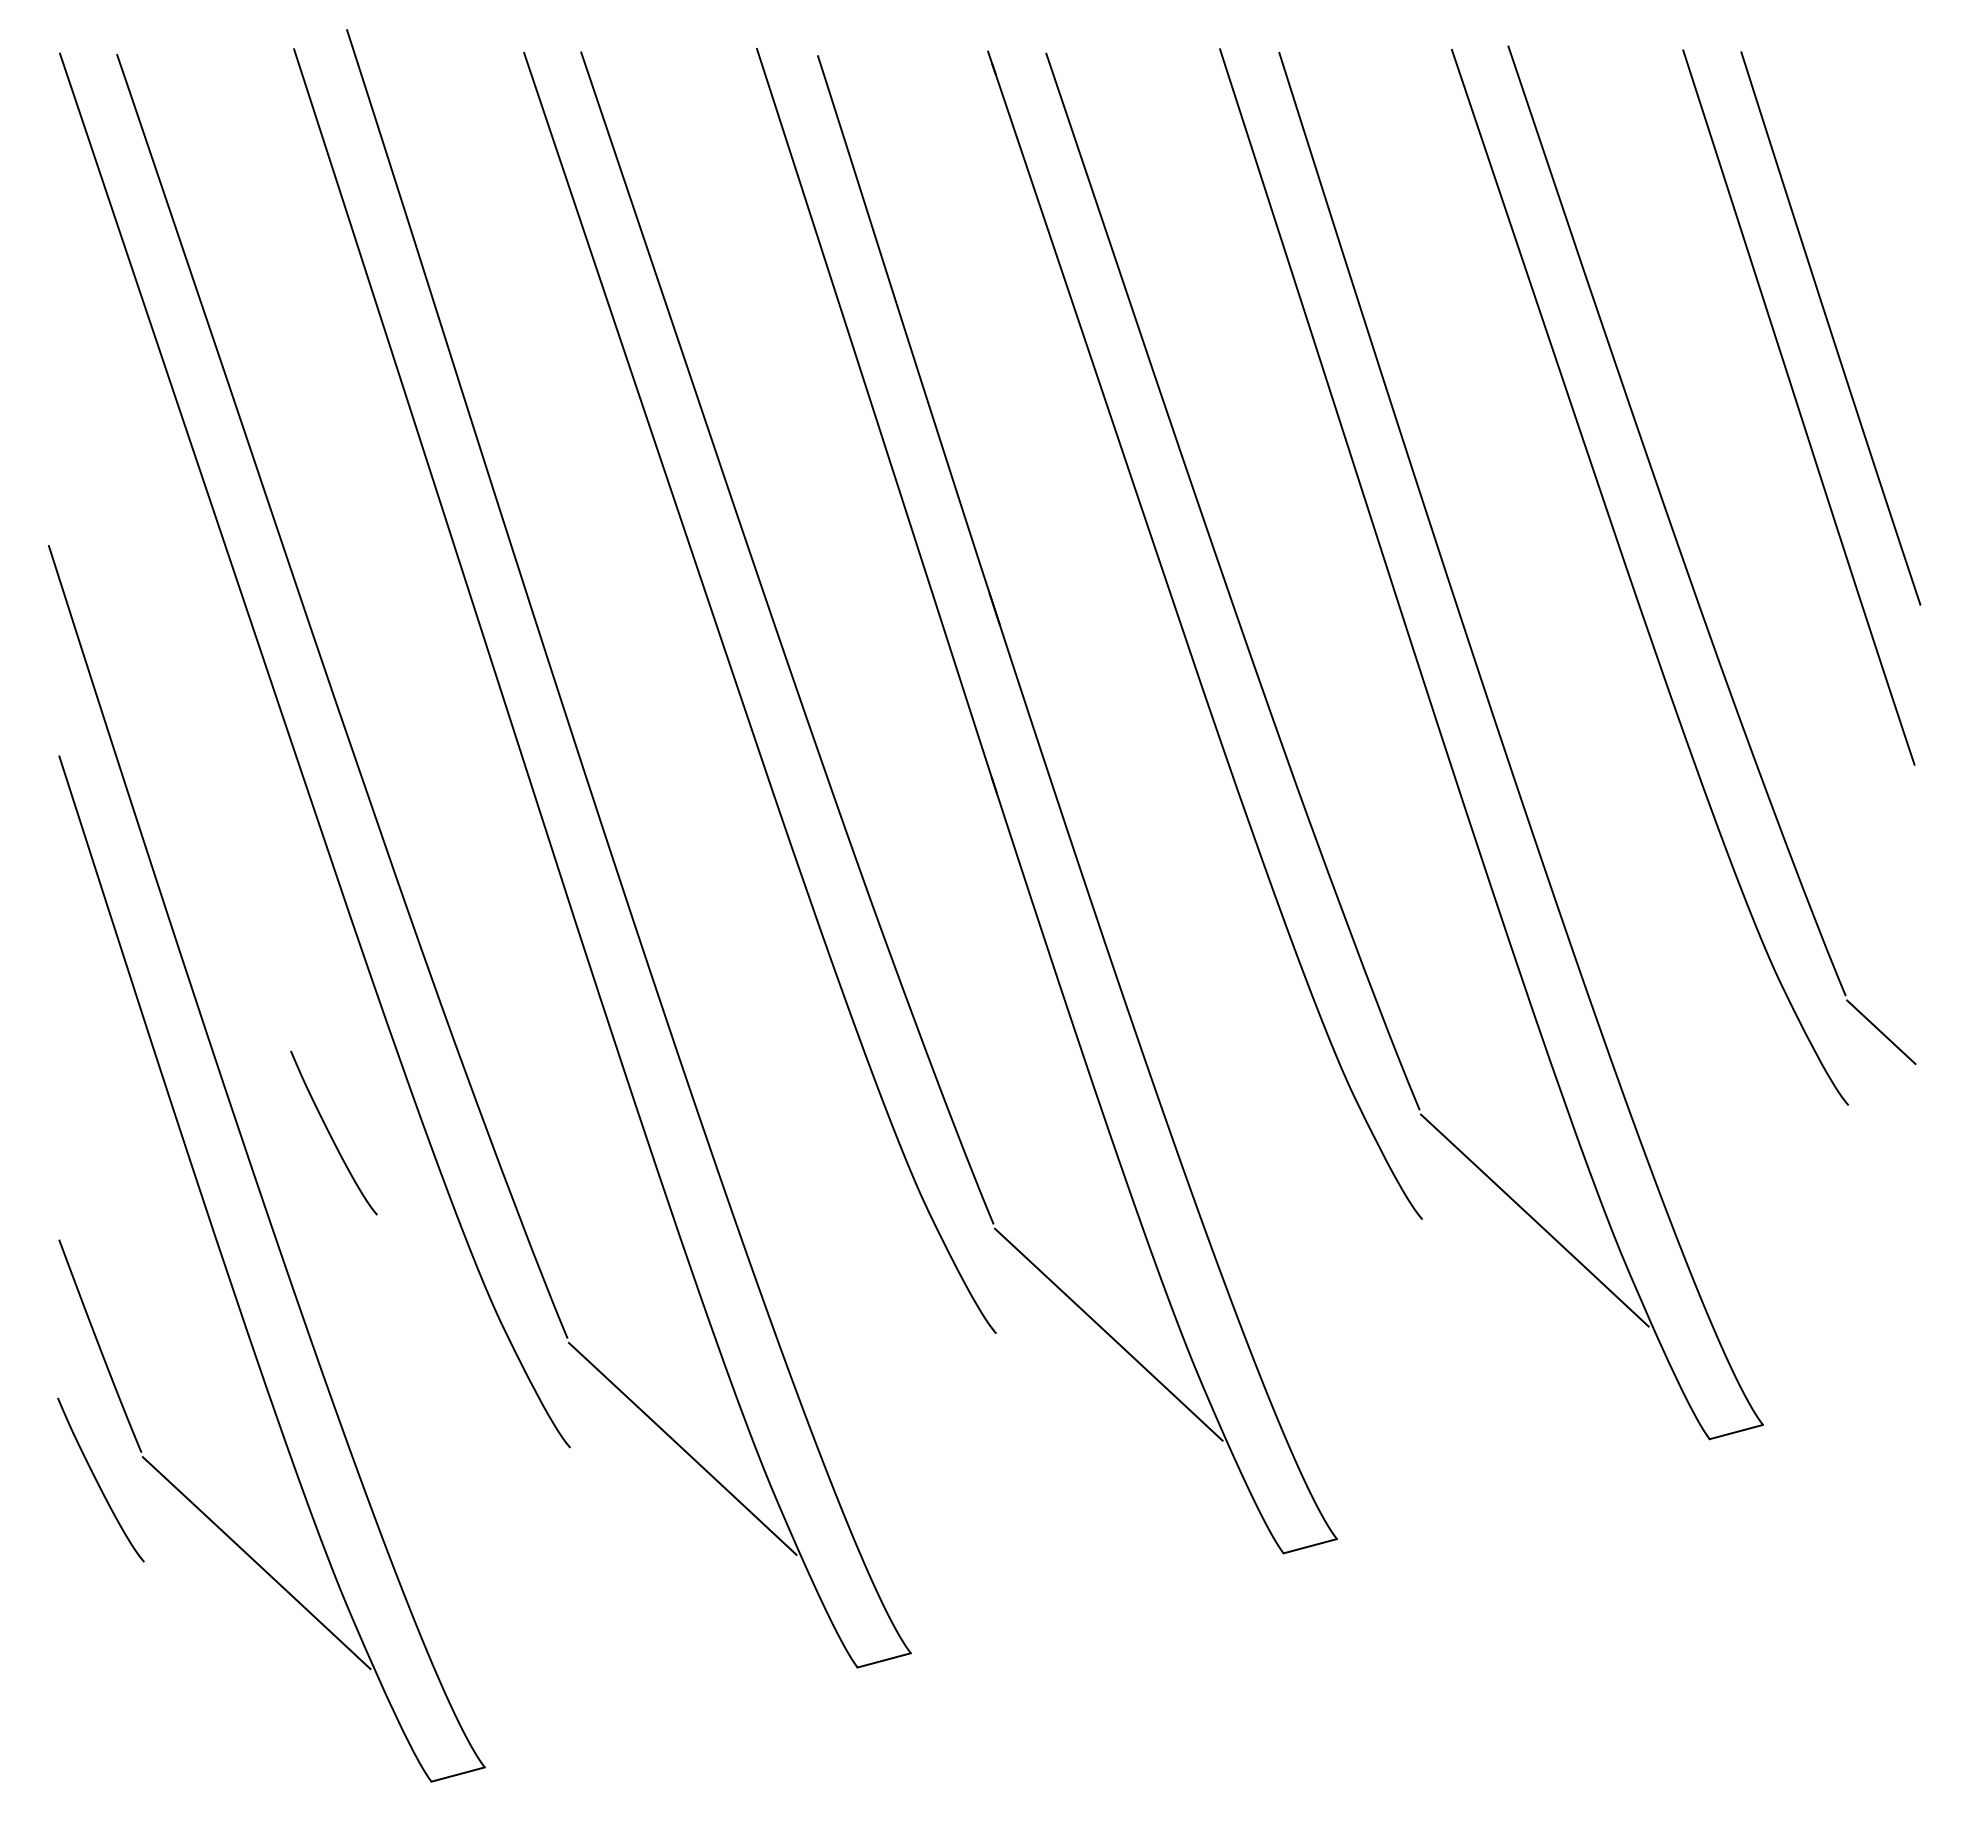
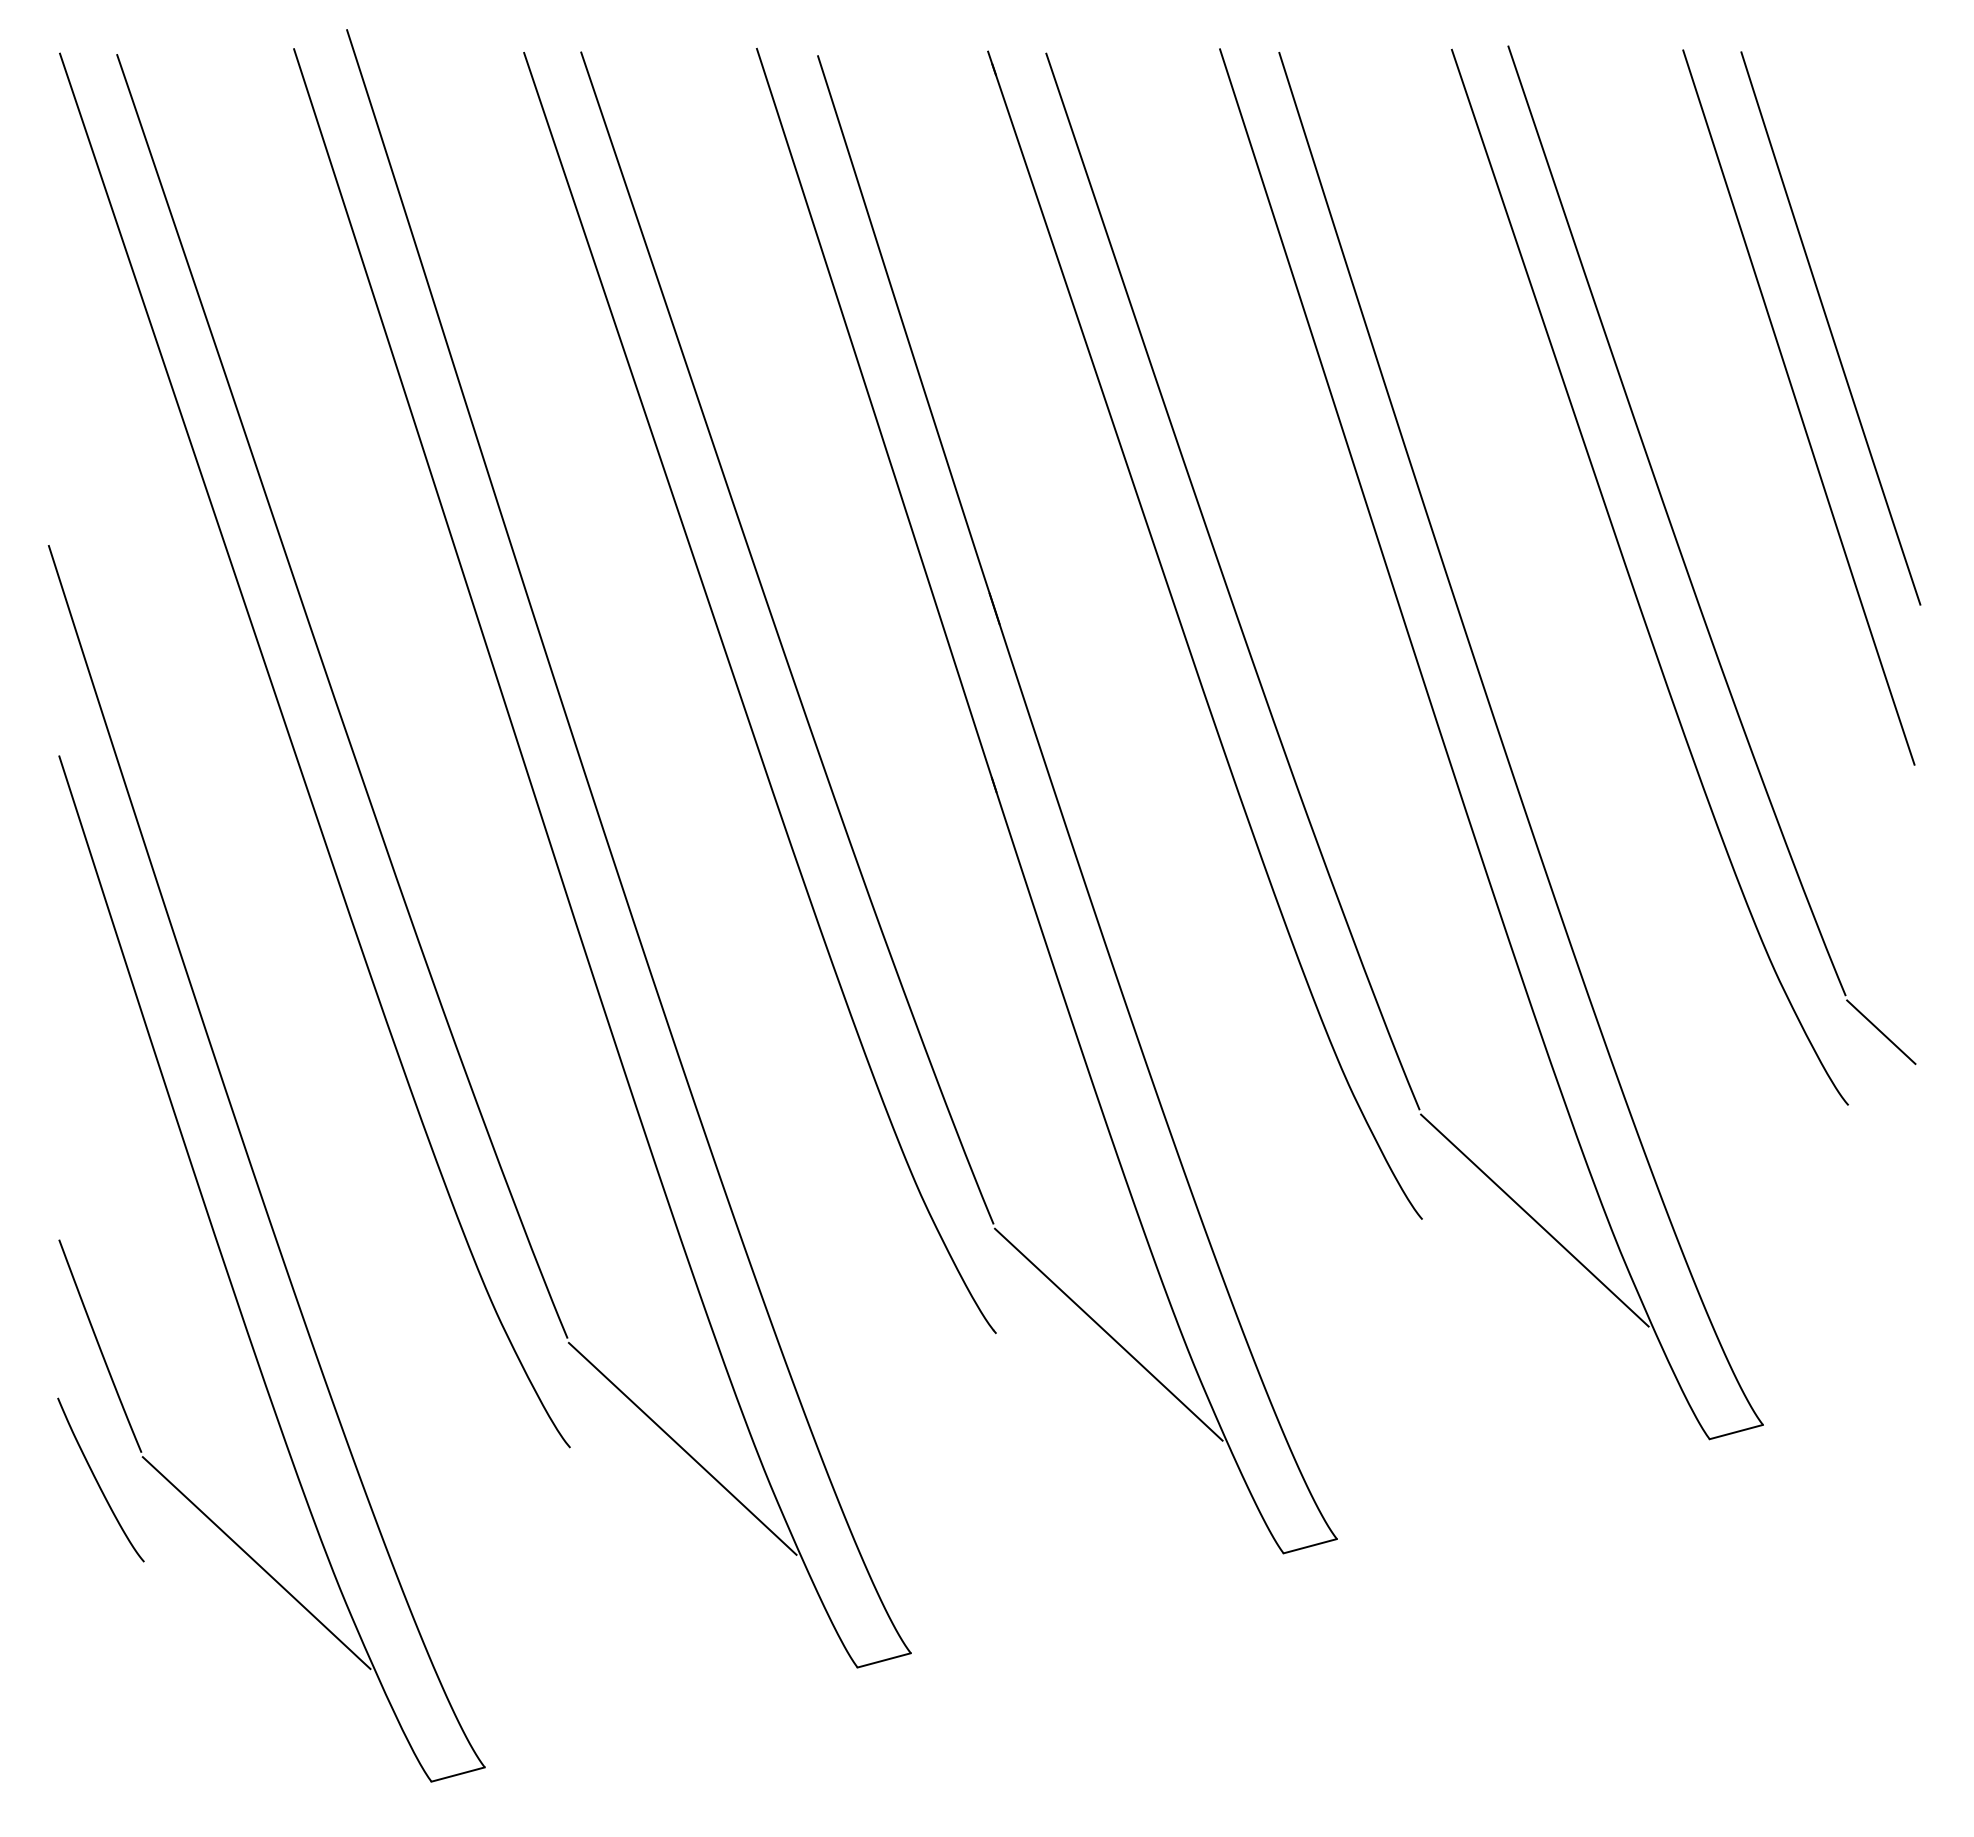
curve: present -> none (330, 1133)
